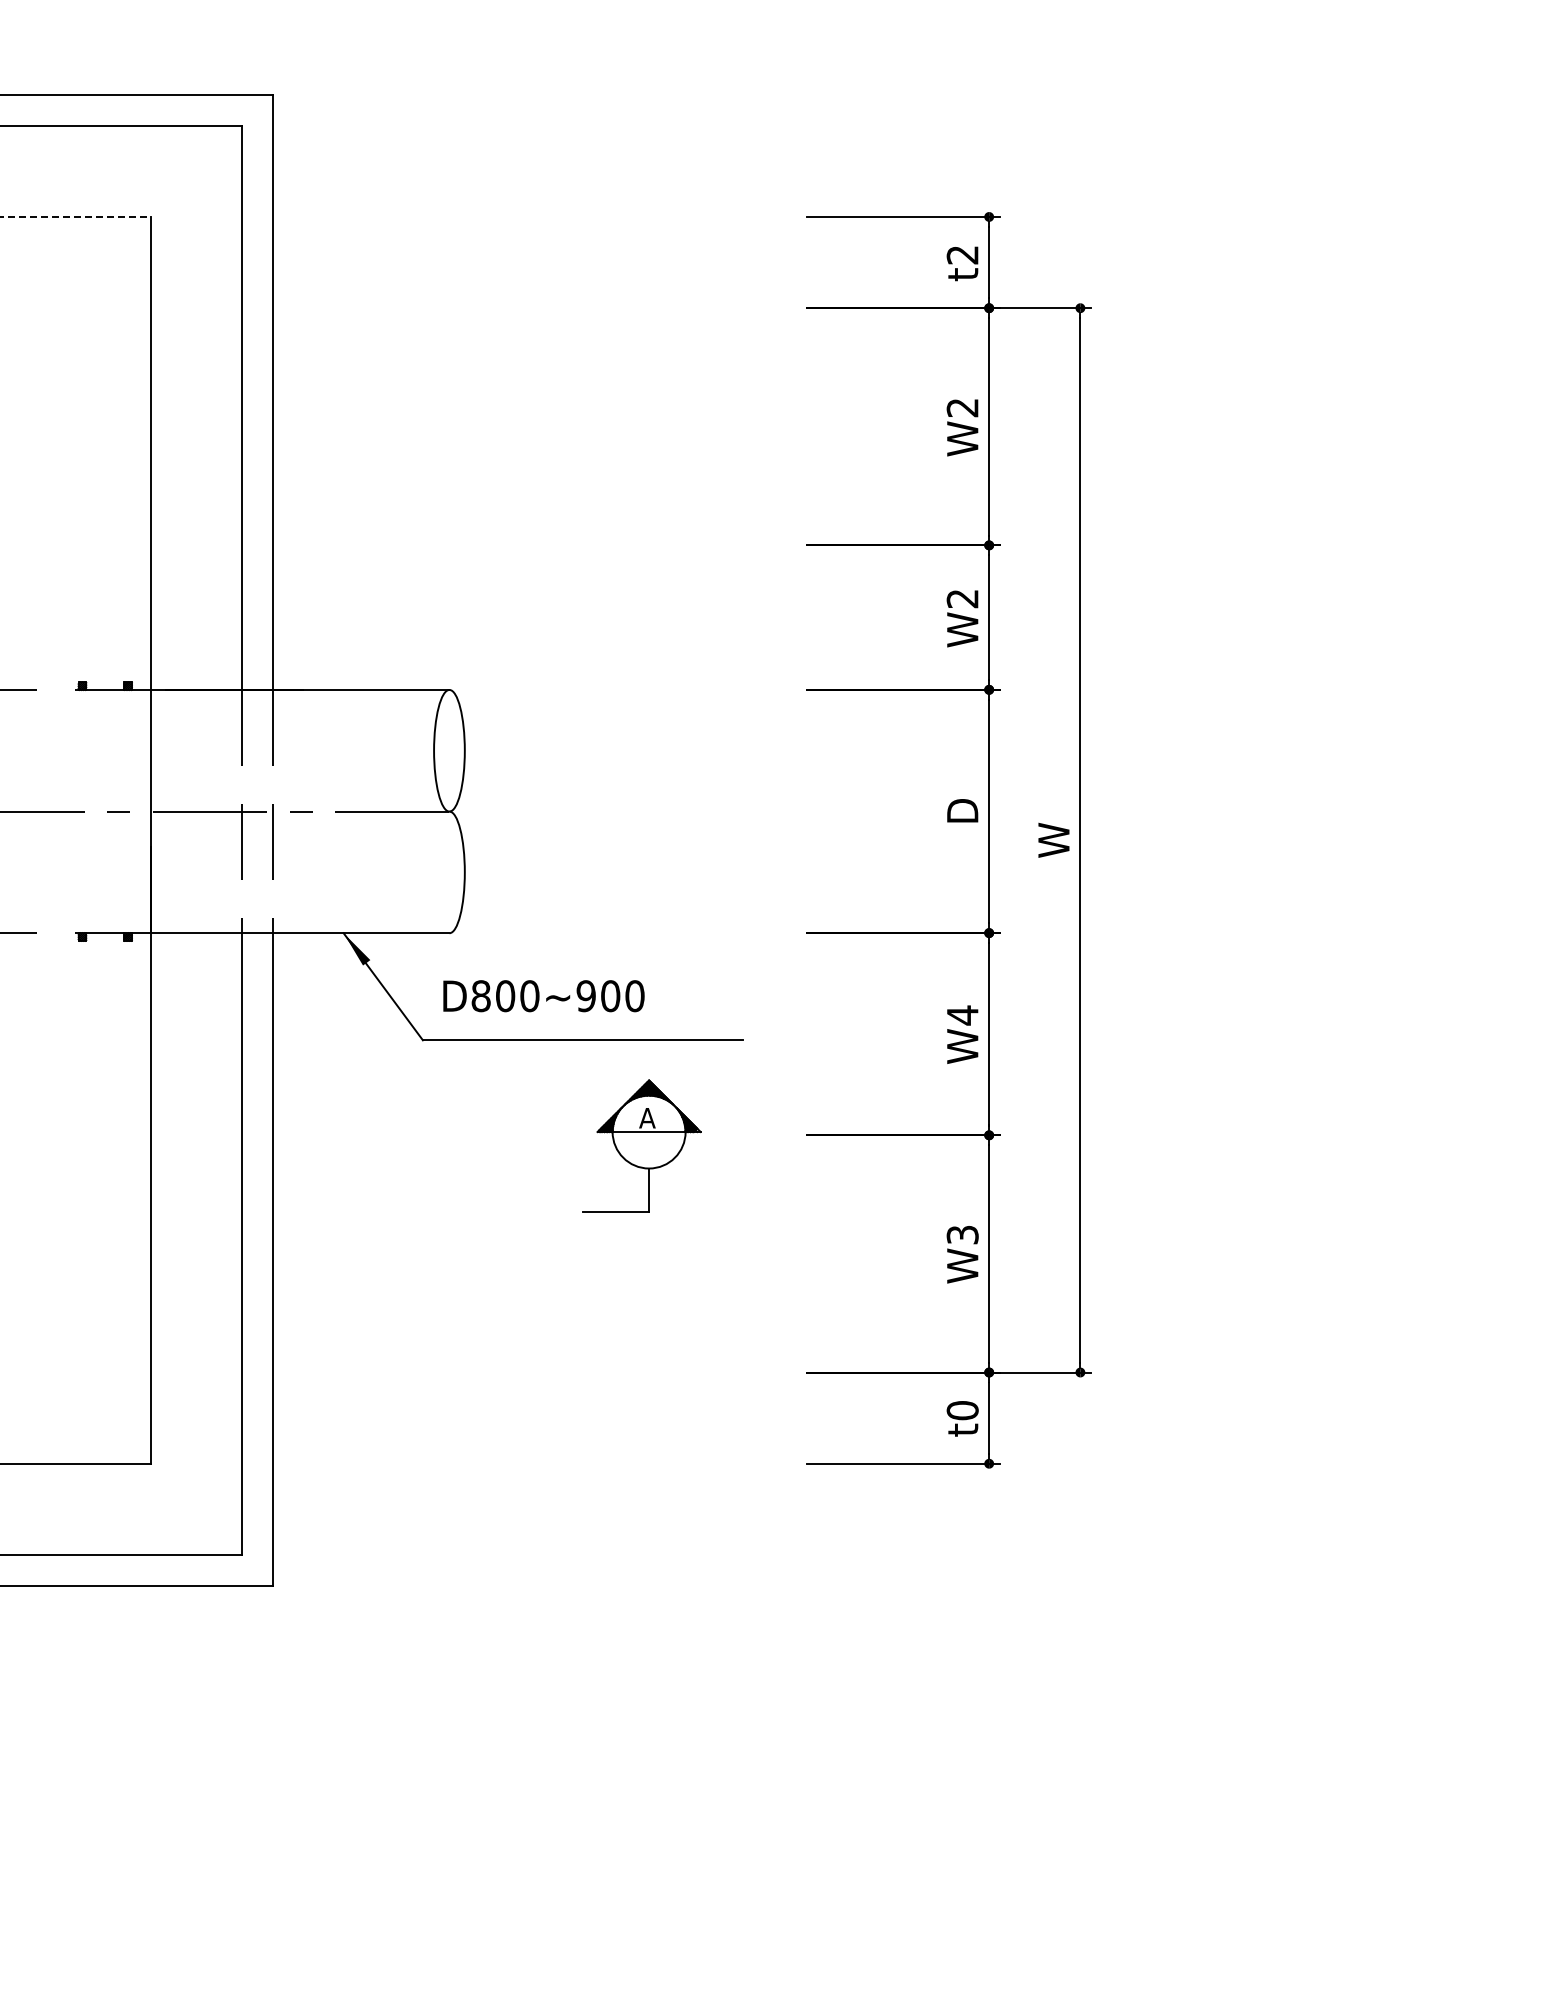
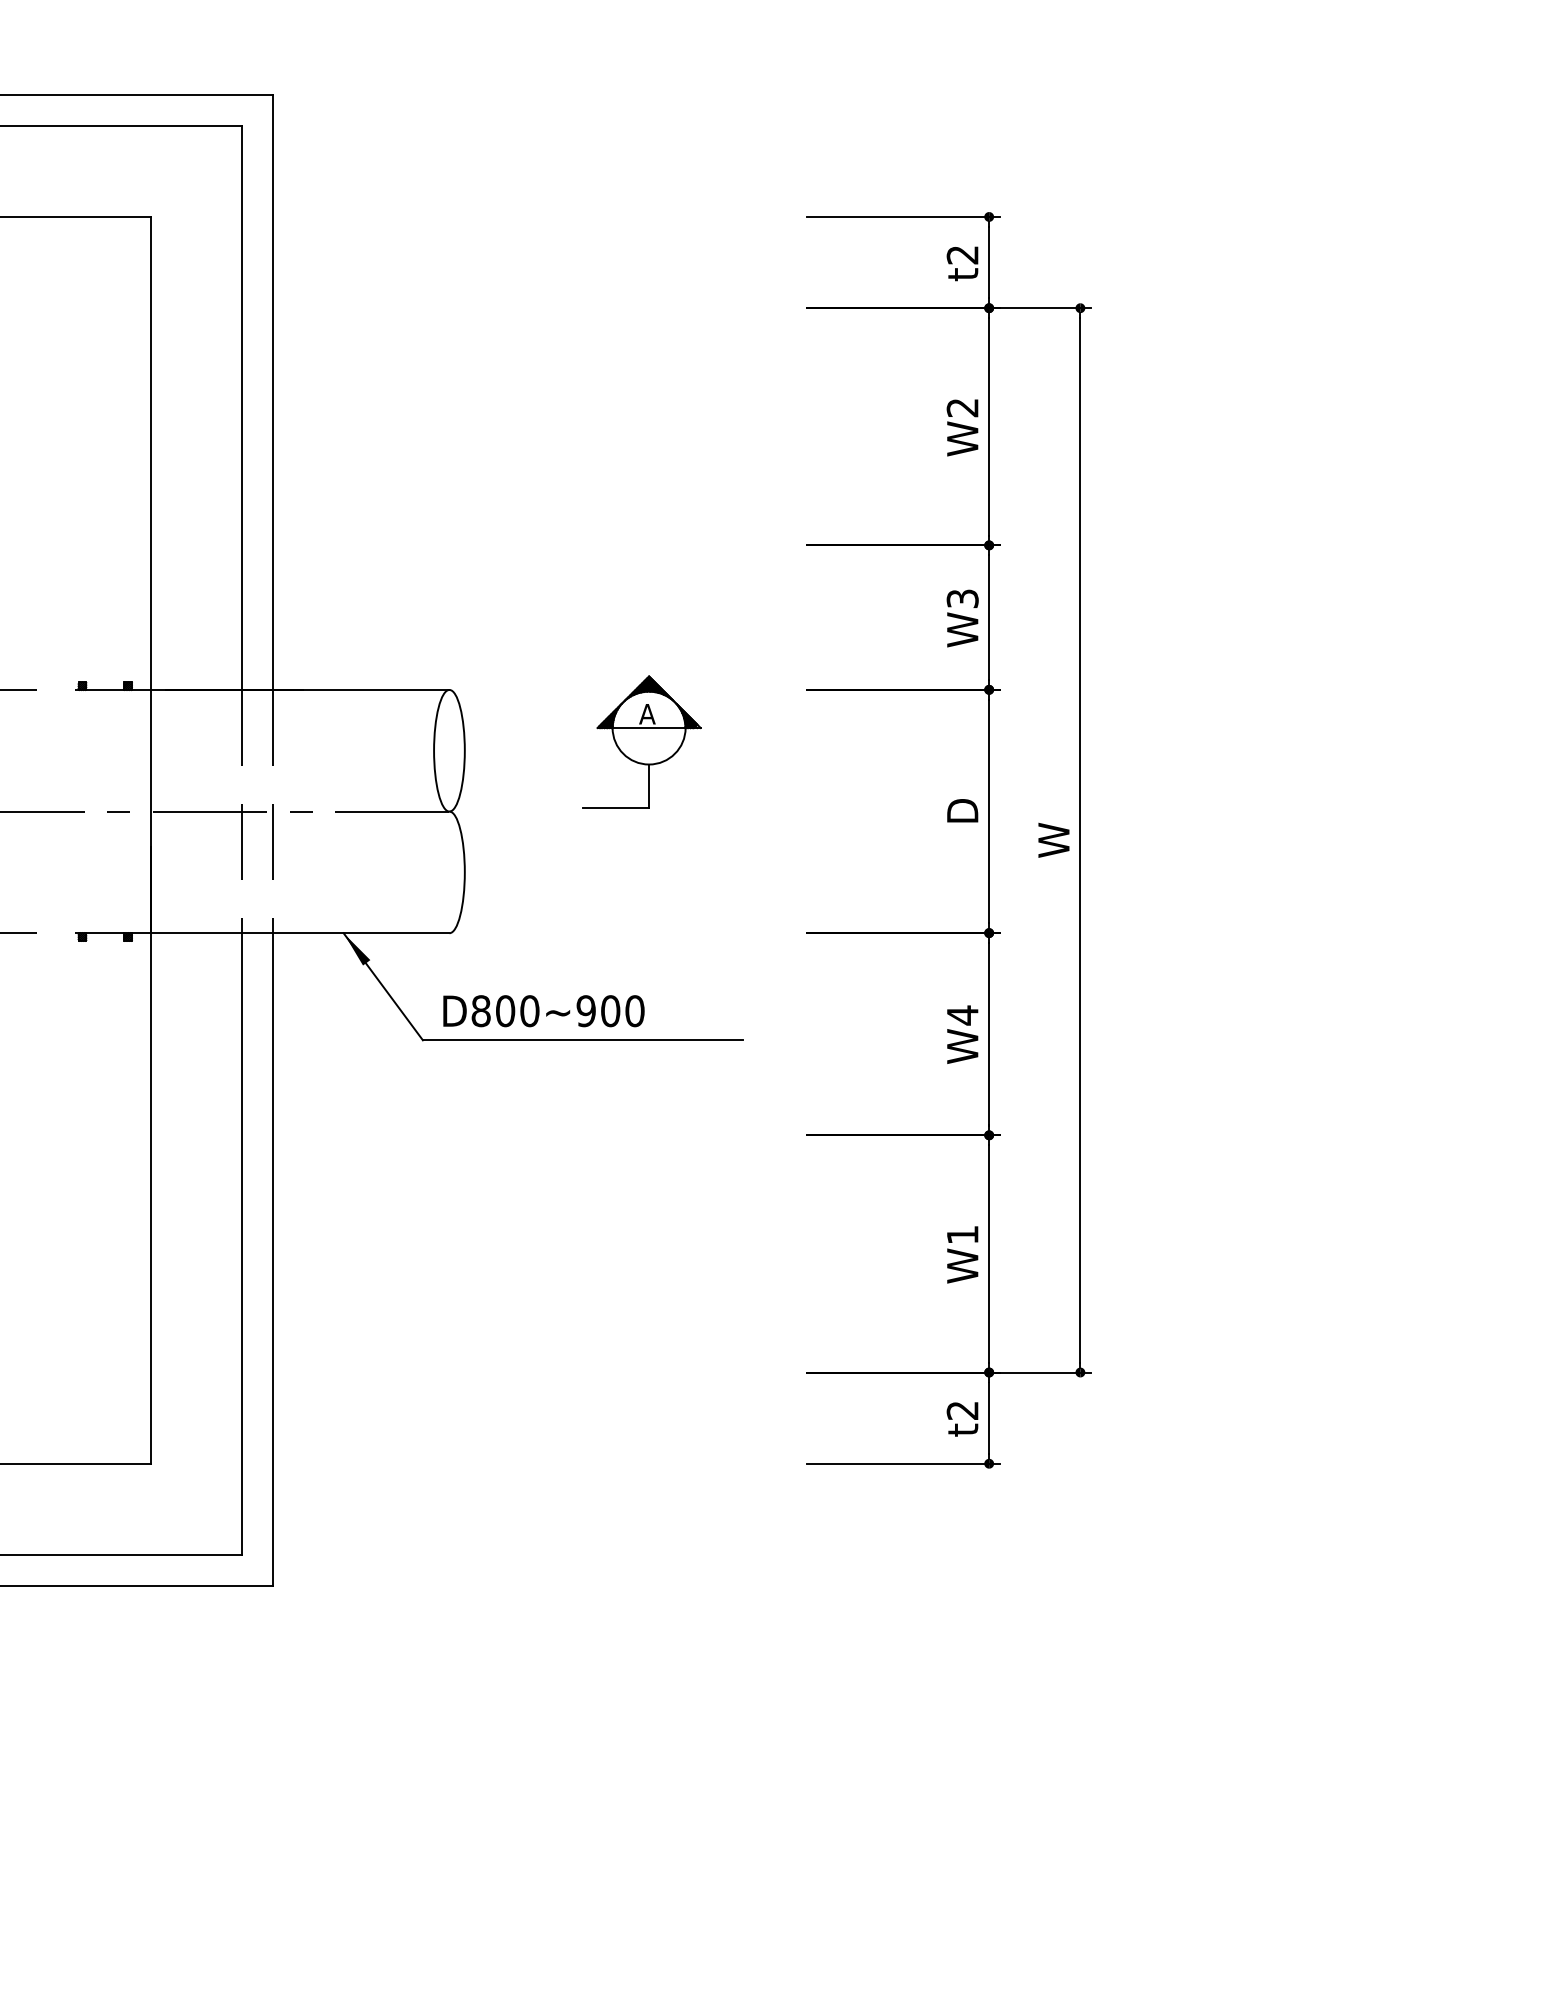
line: dashed -> solid (75, 217)
text: W2 -> W3 (962, 598)
text position: (543, 996) -> (543, 1011) (543, 1011)
part position: (641, 1145) -> (641, 741) (641, 741)
text: W3 -> W1 (962, 1235)
text: t0 -> t2 (962, 1410)
